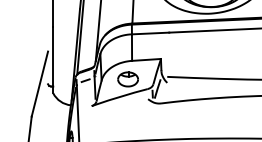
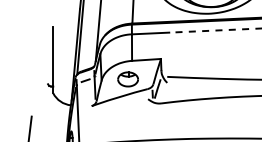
line: present -> none (53, 14)
line: solid -> dashed (215, 30)
line: present -> none (39, 83)
